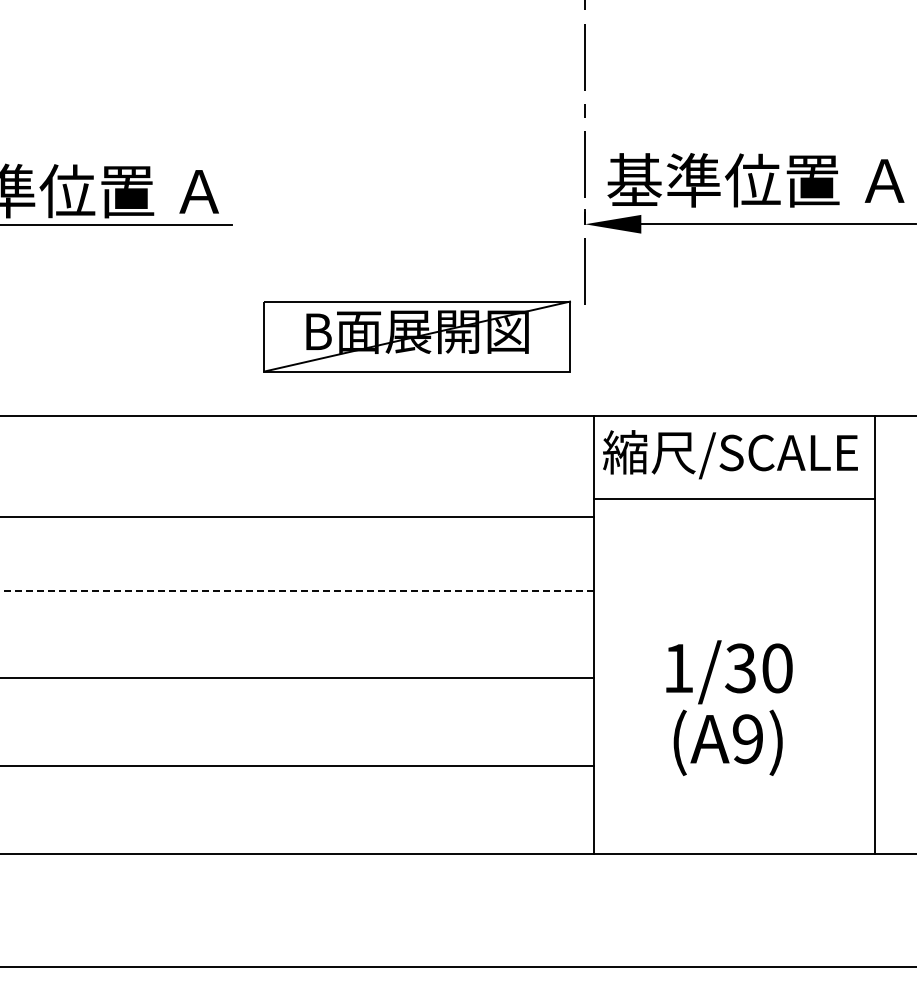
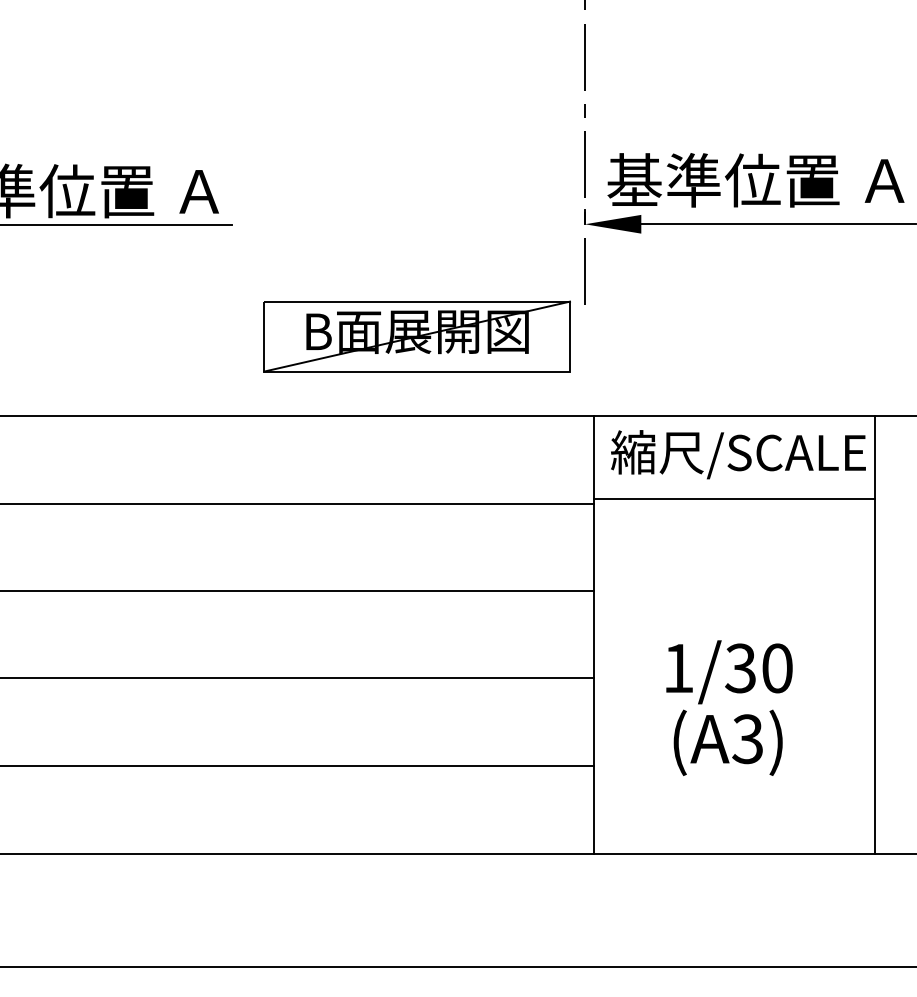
text position: (730, 454) -> (738, 454) (738, 454)
line position: (297, 516) -> (297, 503) (297, 503)
line: dashed -> solid (297, 590)
text: (A9) -> (A3) (747, 739)
